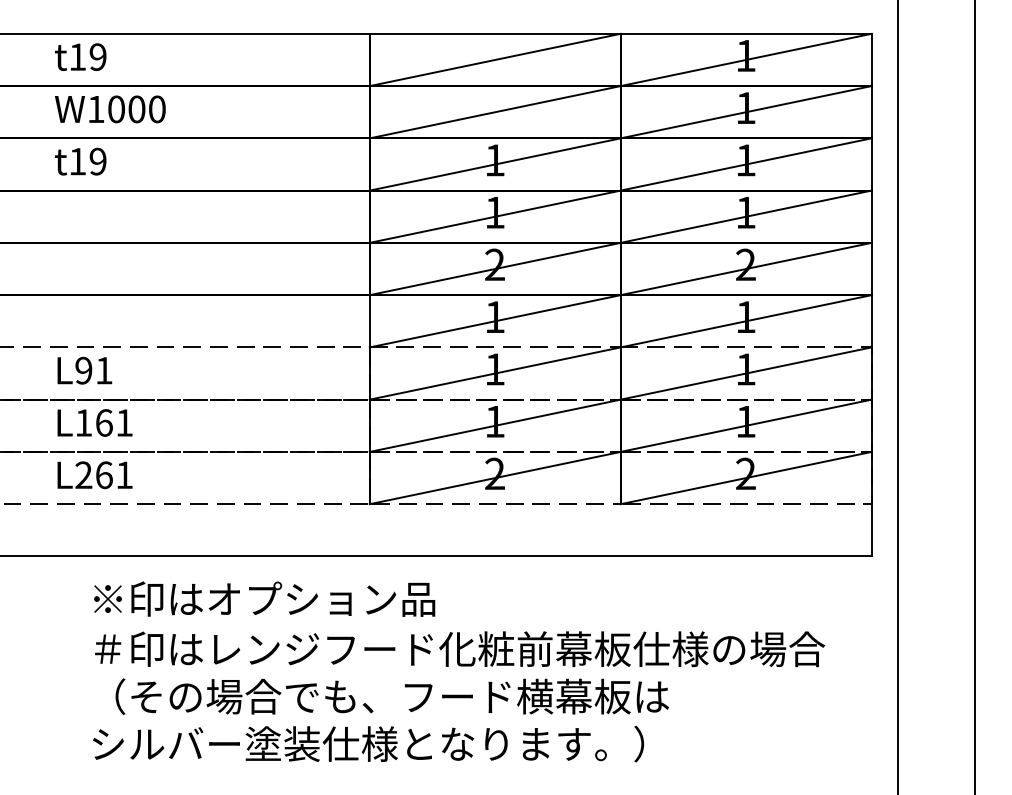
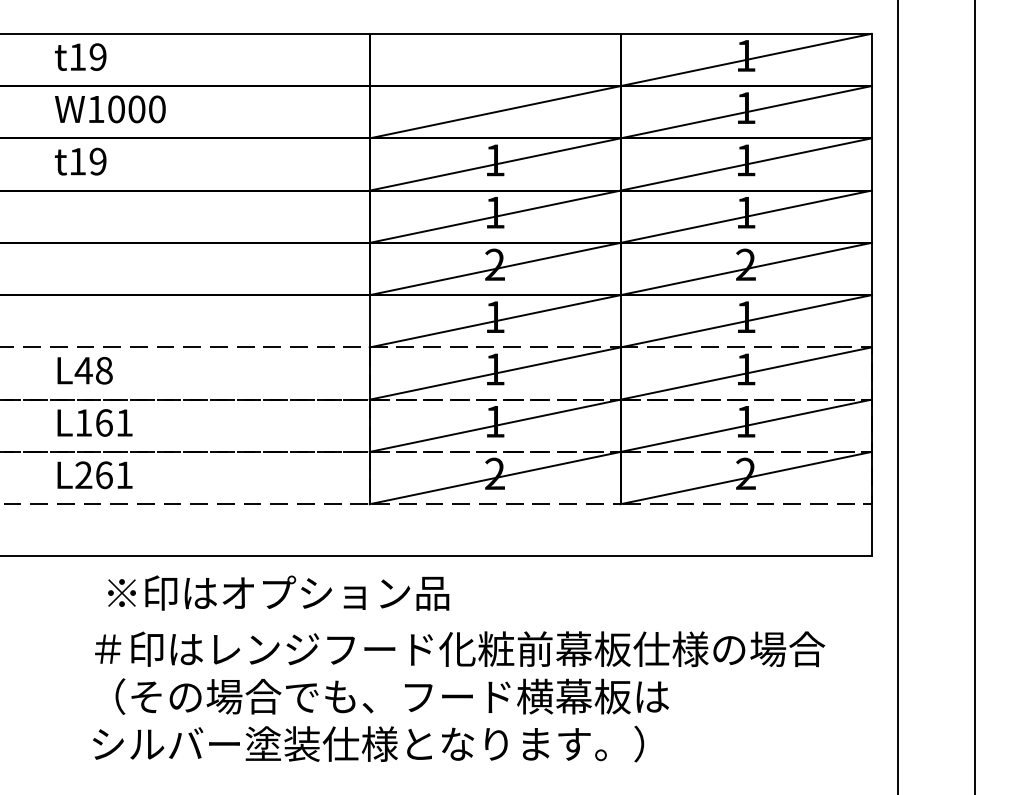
line: present -> none (494, 59)
text: L91 -> L48 (93, 370)
text position: (264, 598) -> (278, 592) (278, 592)
